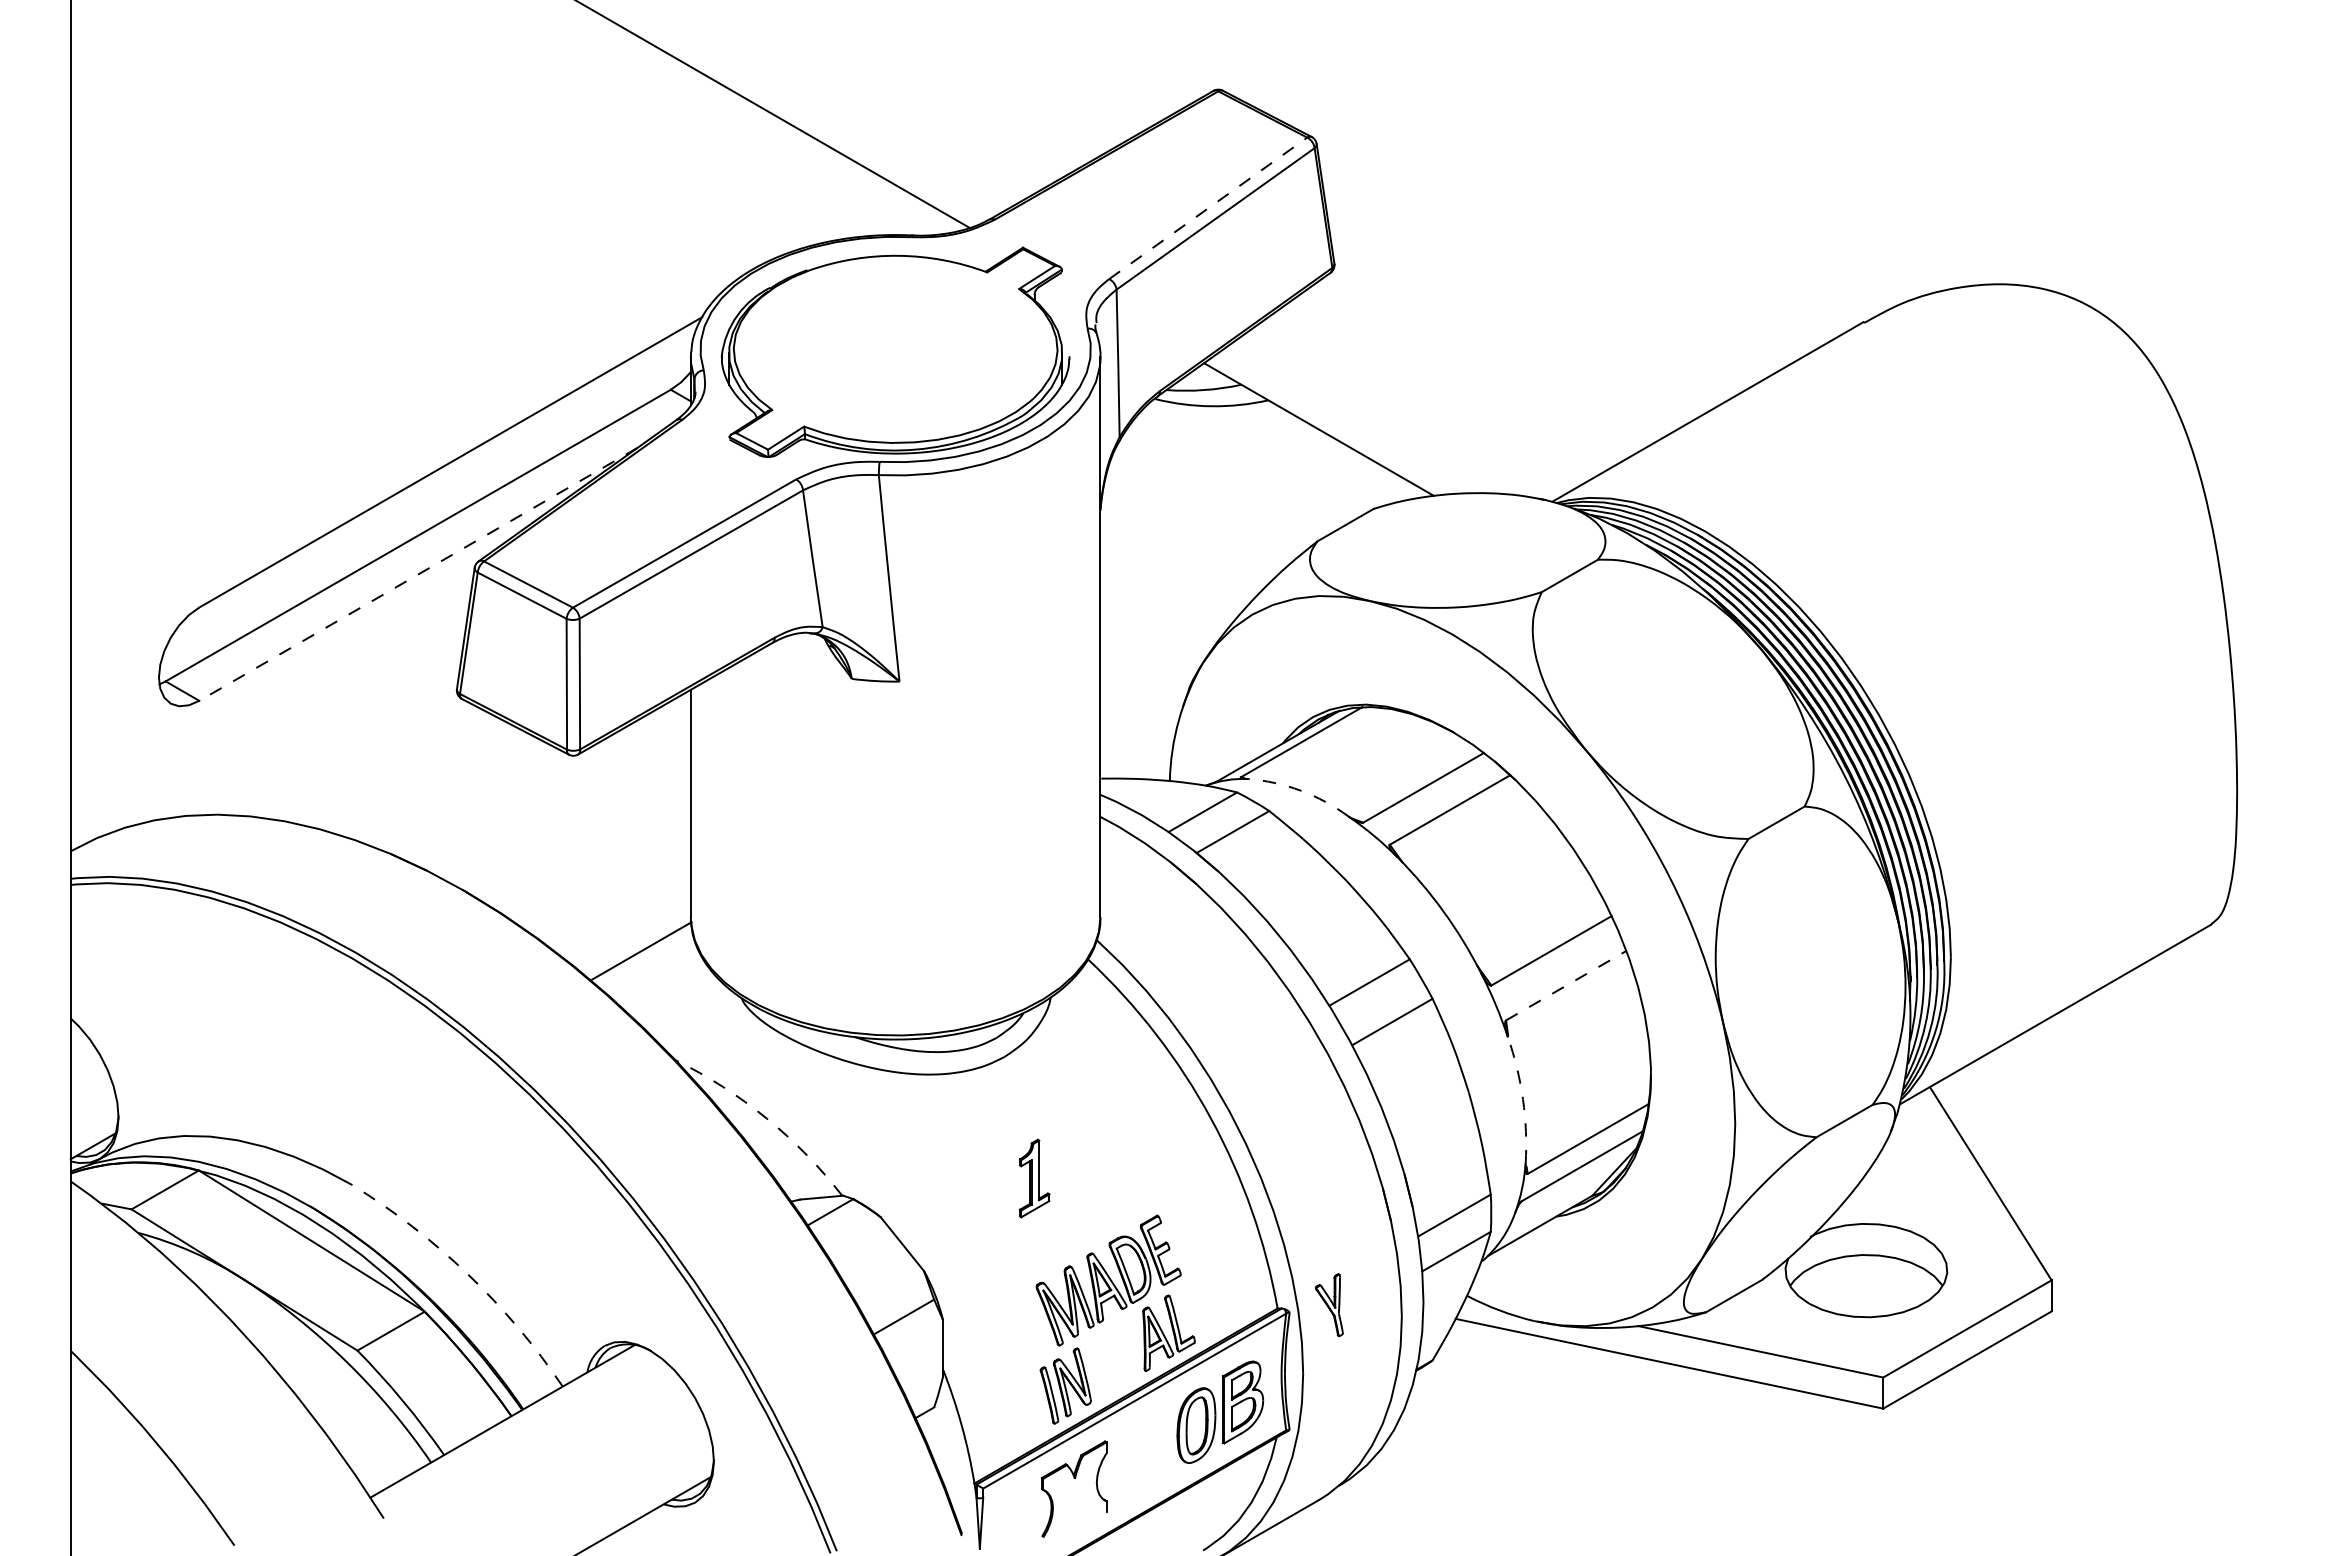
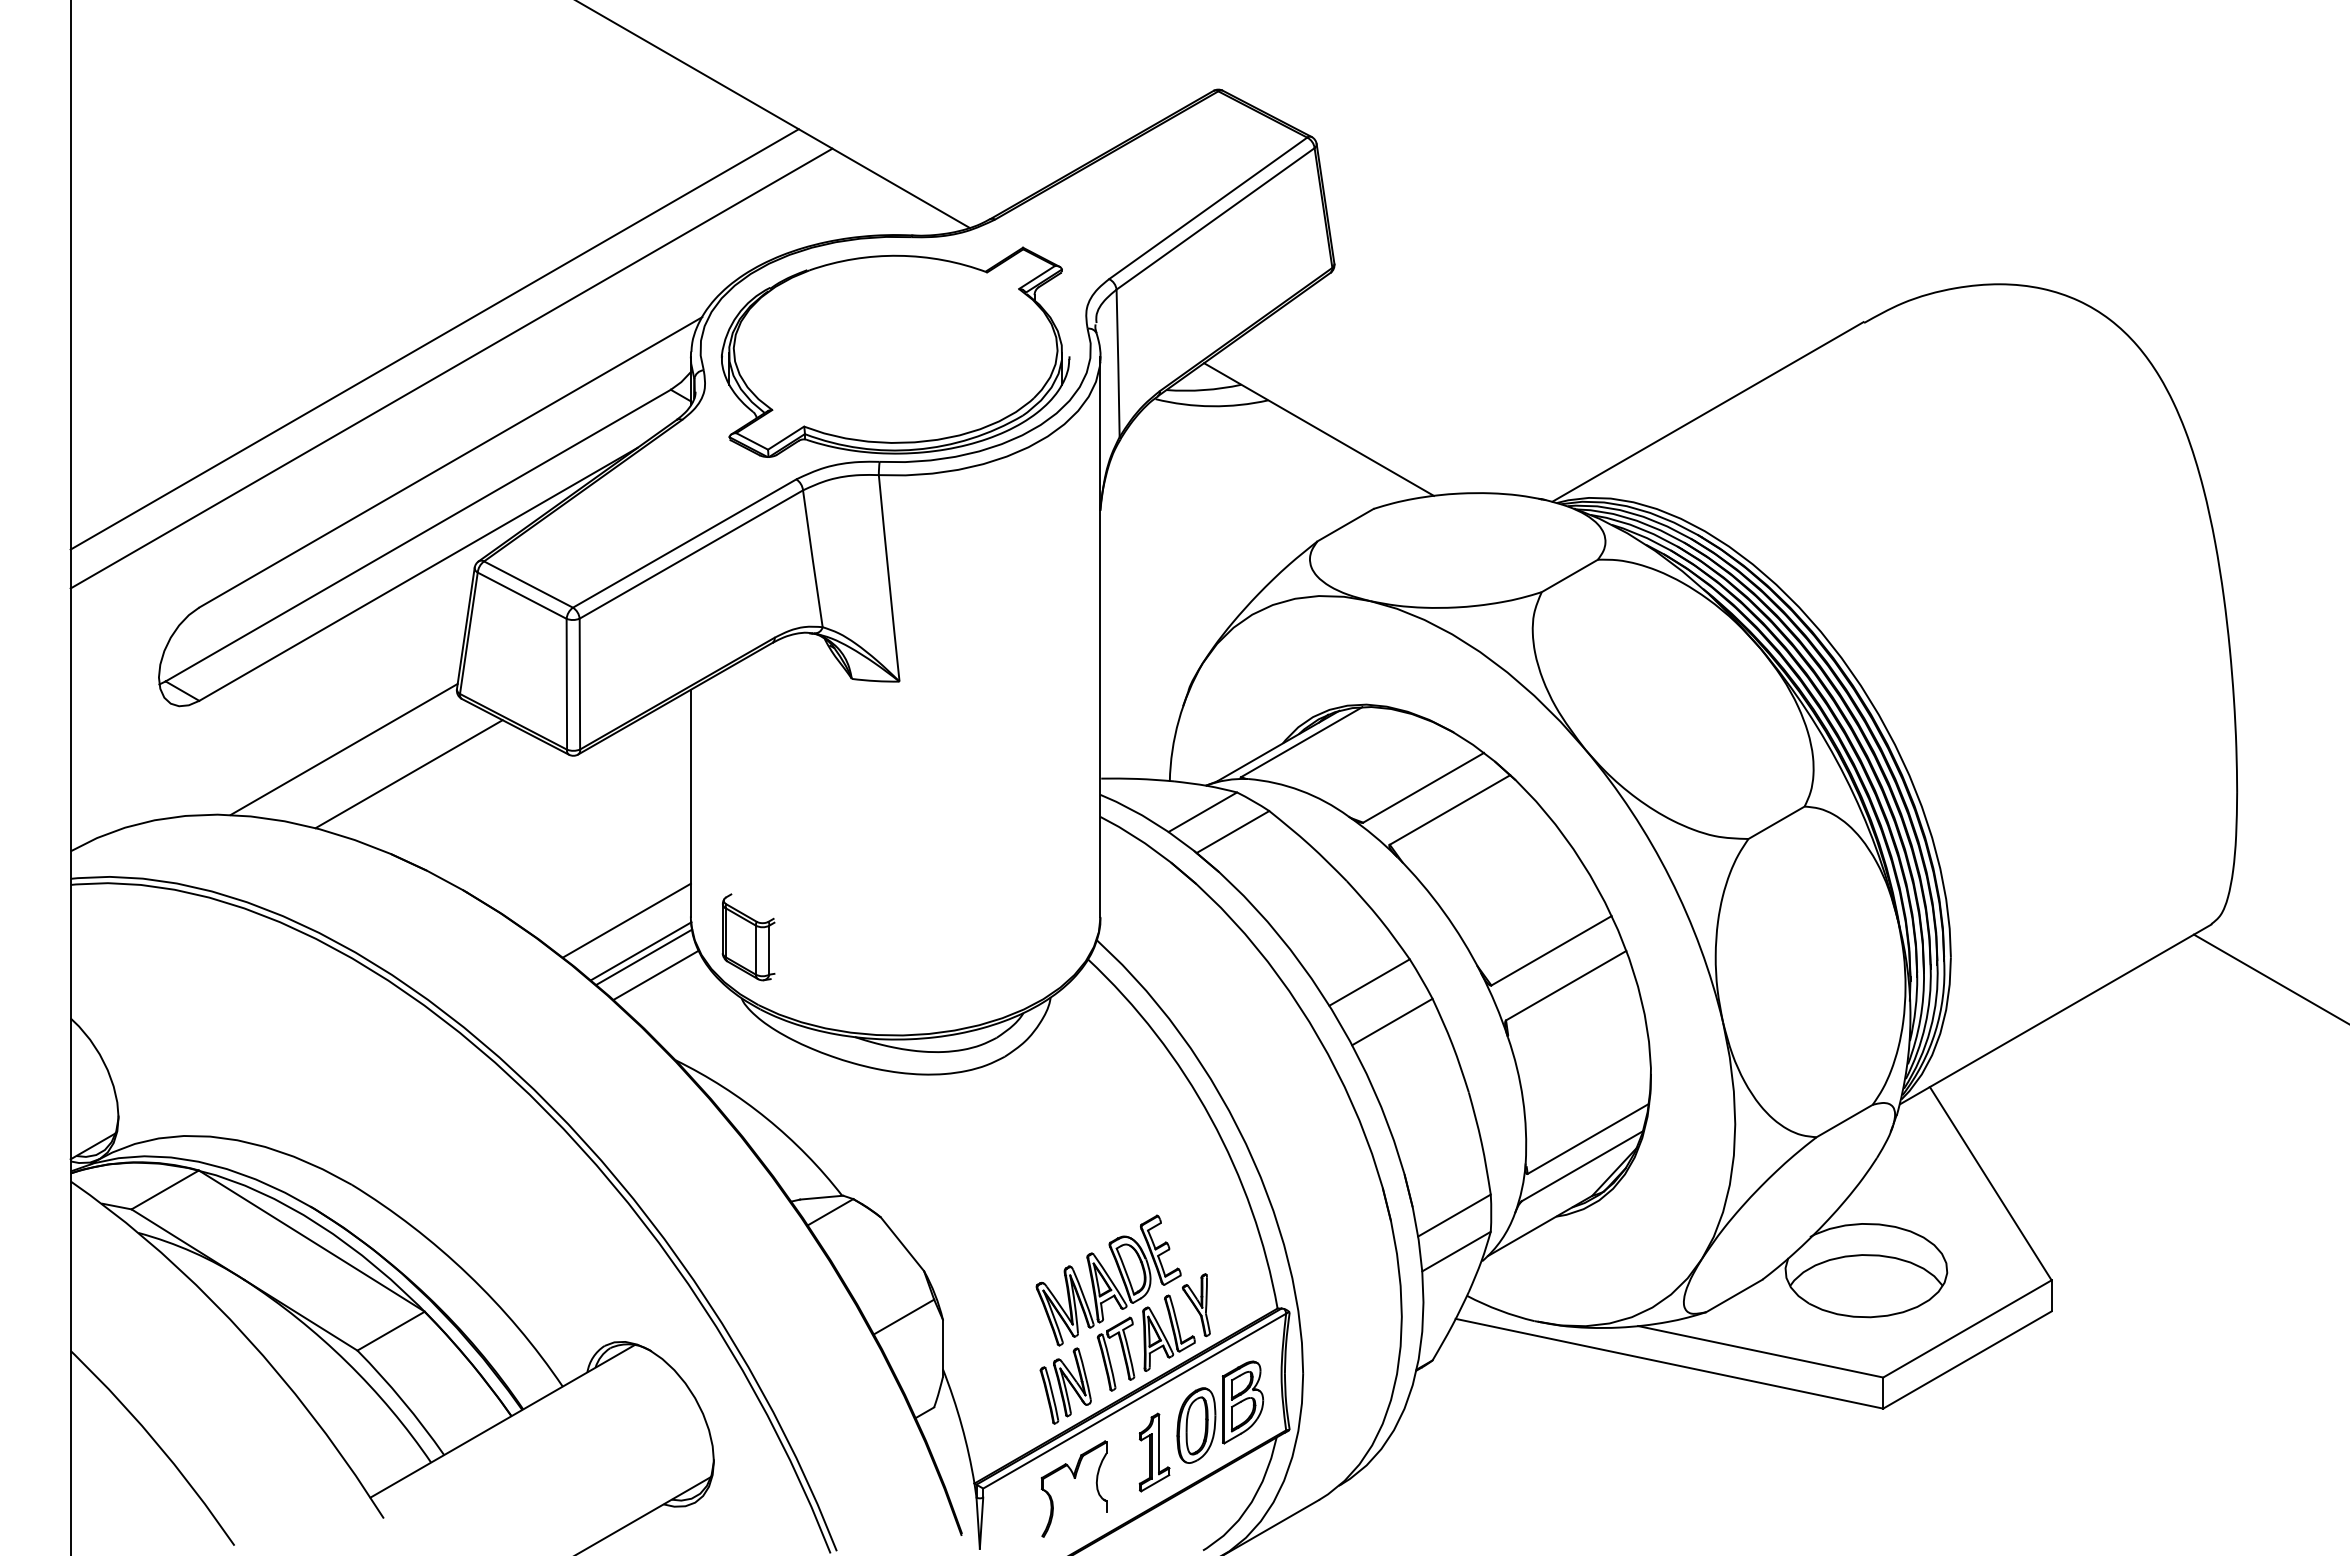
line: dashed -> solid (1208, 208)
line: none -> present (434, 339)
line: none -> present (451, 368)
line: dashed -> solid (418, 574)
line: none -> present (343, 749)
line: none -> present (408, 774)
arc: dashed -> solid (1300, 790)
line: none -> present (626, 920)
part: none -> present (748, 937)
line: none -> present (644, 956)
line: none -> present (655, 974)
line: none -> present (2269, 978)
line: dashed -> solid (1566, 985)
arc: dashed -> solid (1523, 1099)
arc: dashed -> solid (766, 1118)
part position: (1034, 1178) -> (1154, 1452) (1154, 1452)
arc: dashed -> solid (468, 1274)
part position: (1329, 1305) -> (1196, 1305) (1196, 1305)
part: none -> present (1109, 1355)
